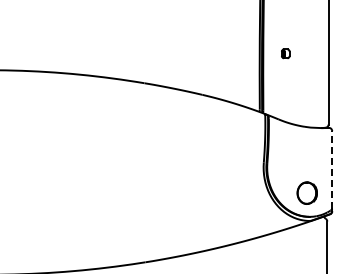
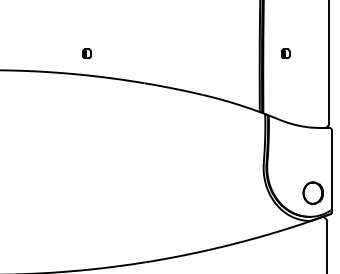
part: none -> present (86, 53)
line: dashed -> solid (332, 170)
part position: (306, 192) -> (312, 192) (312, 192)
